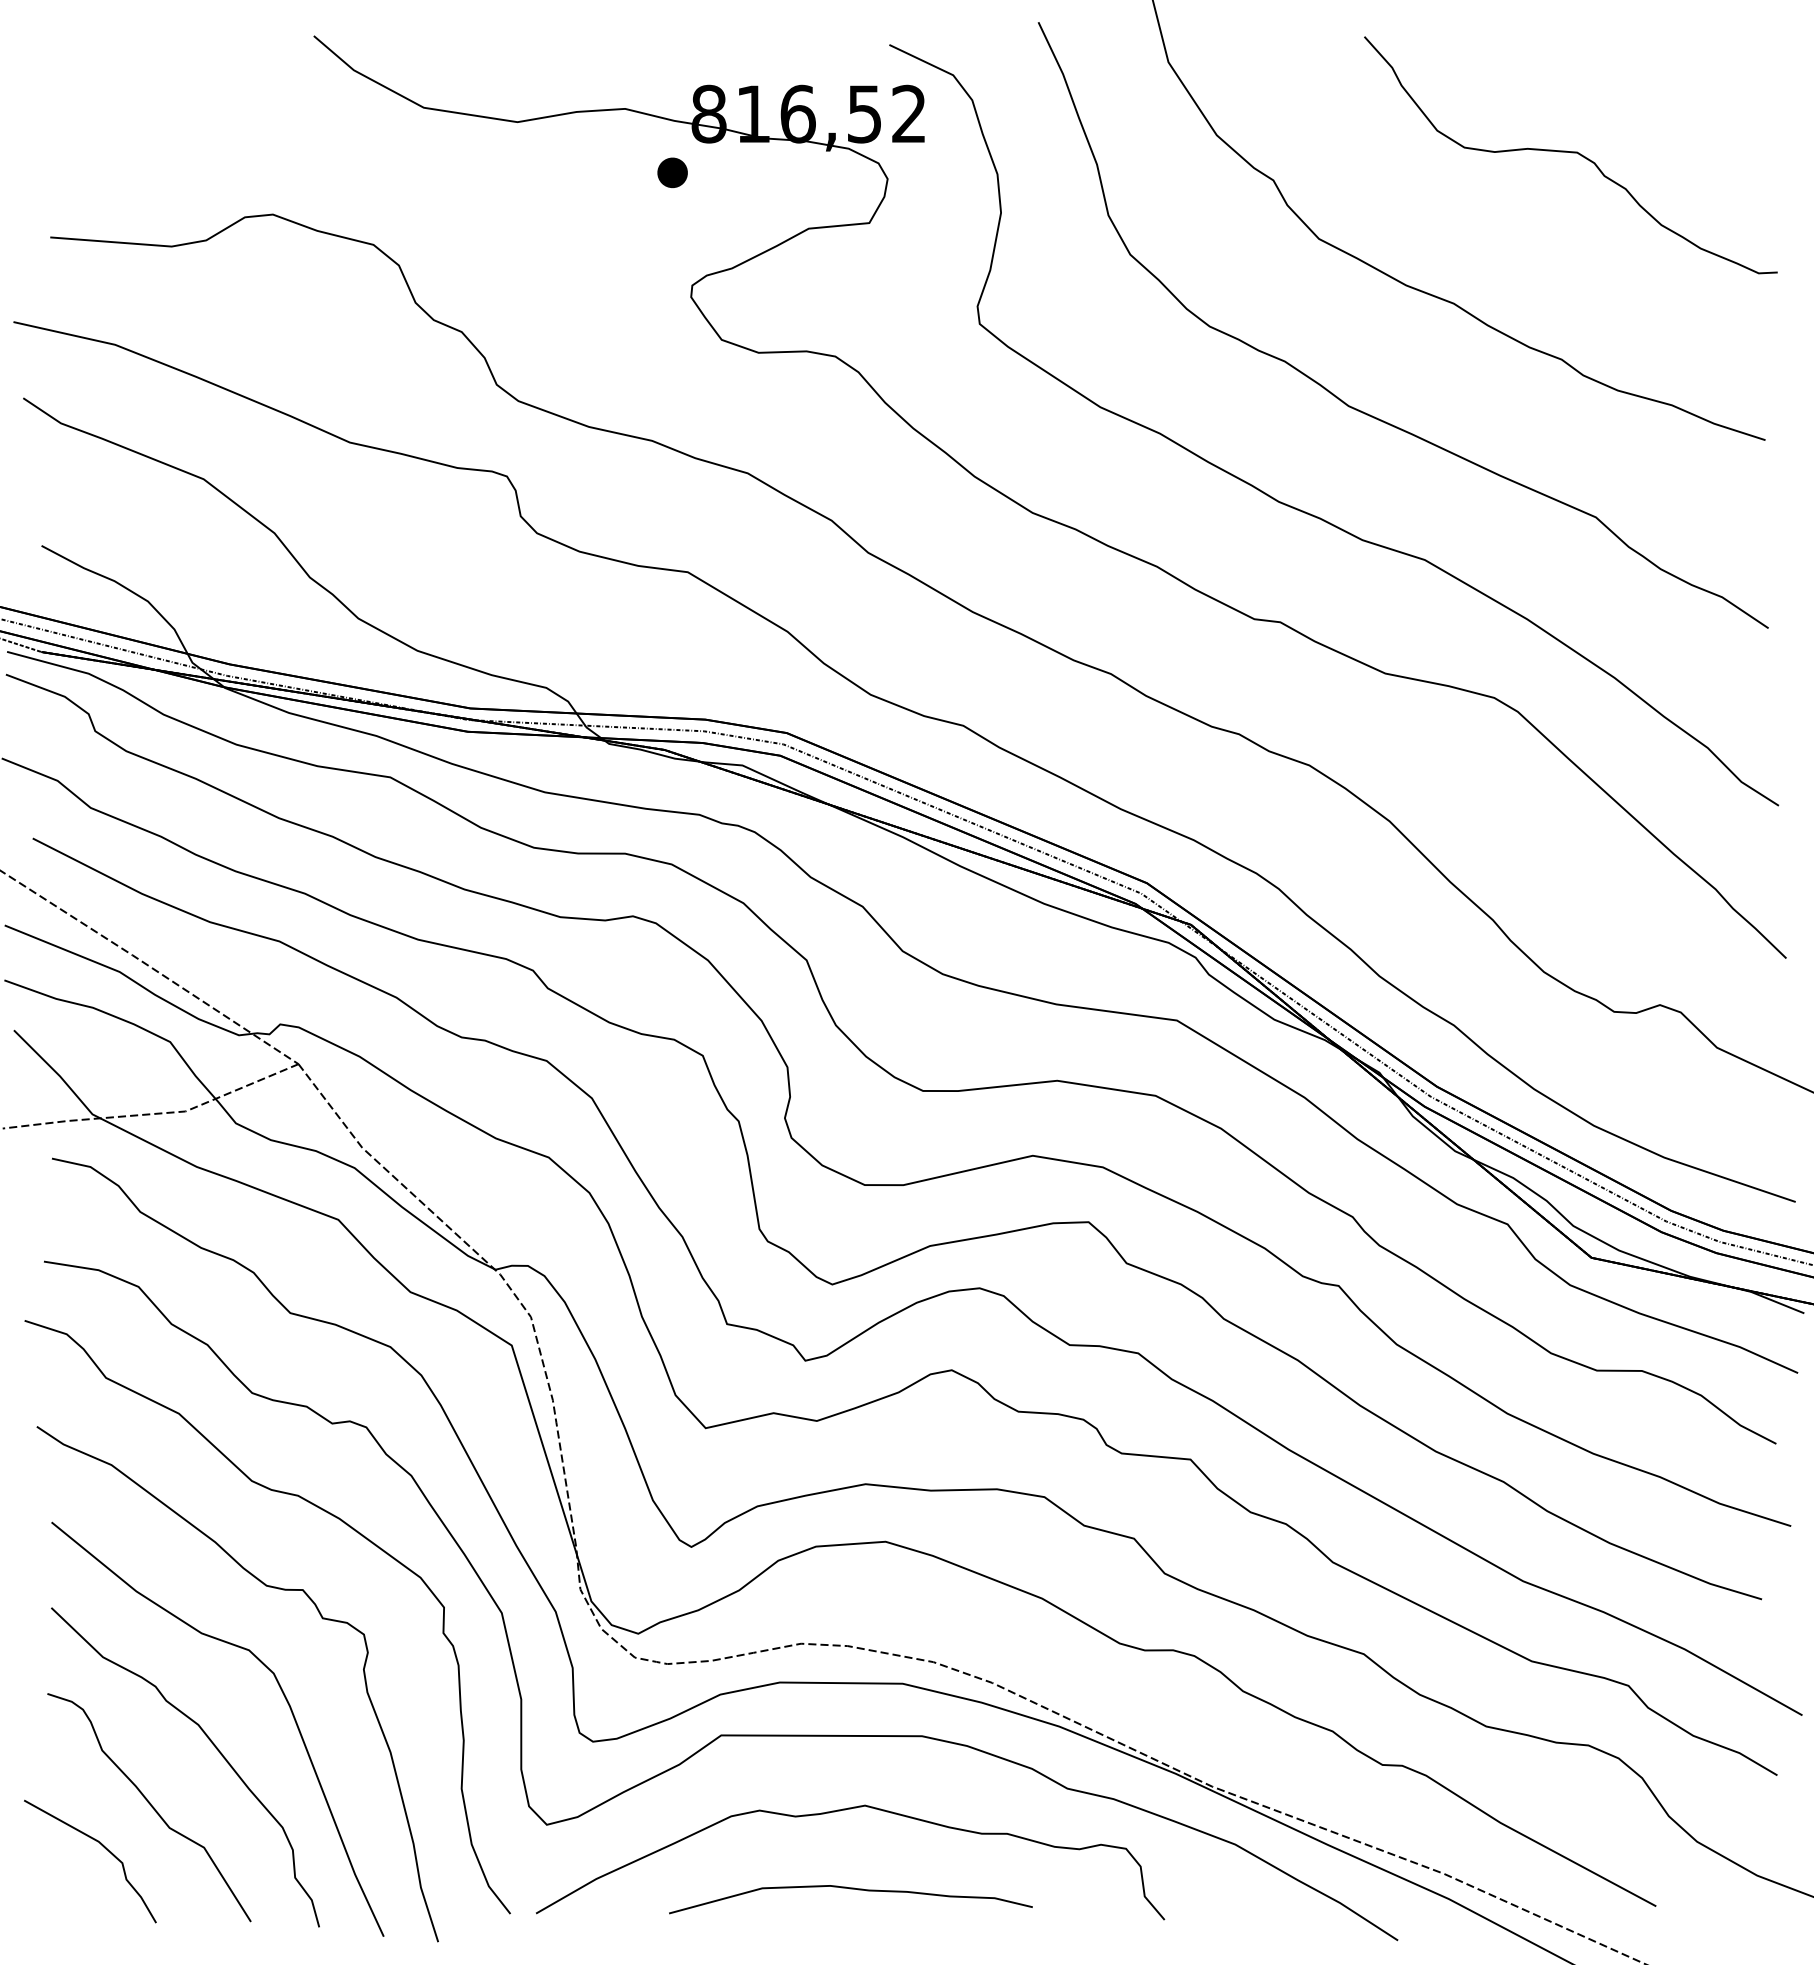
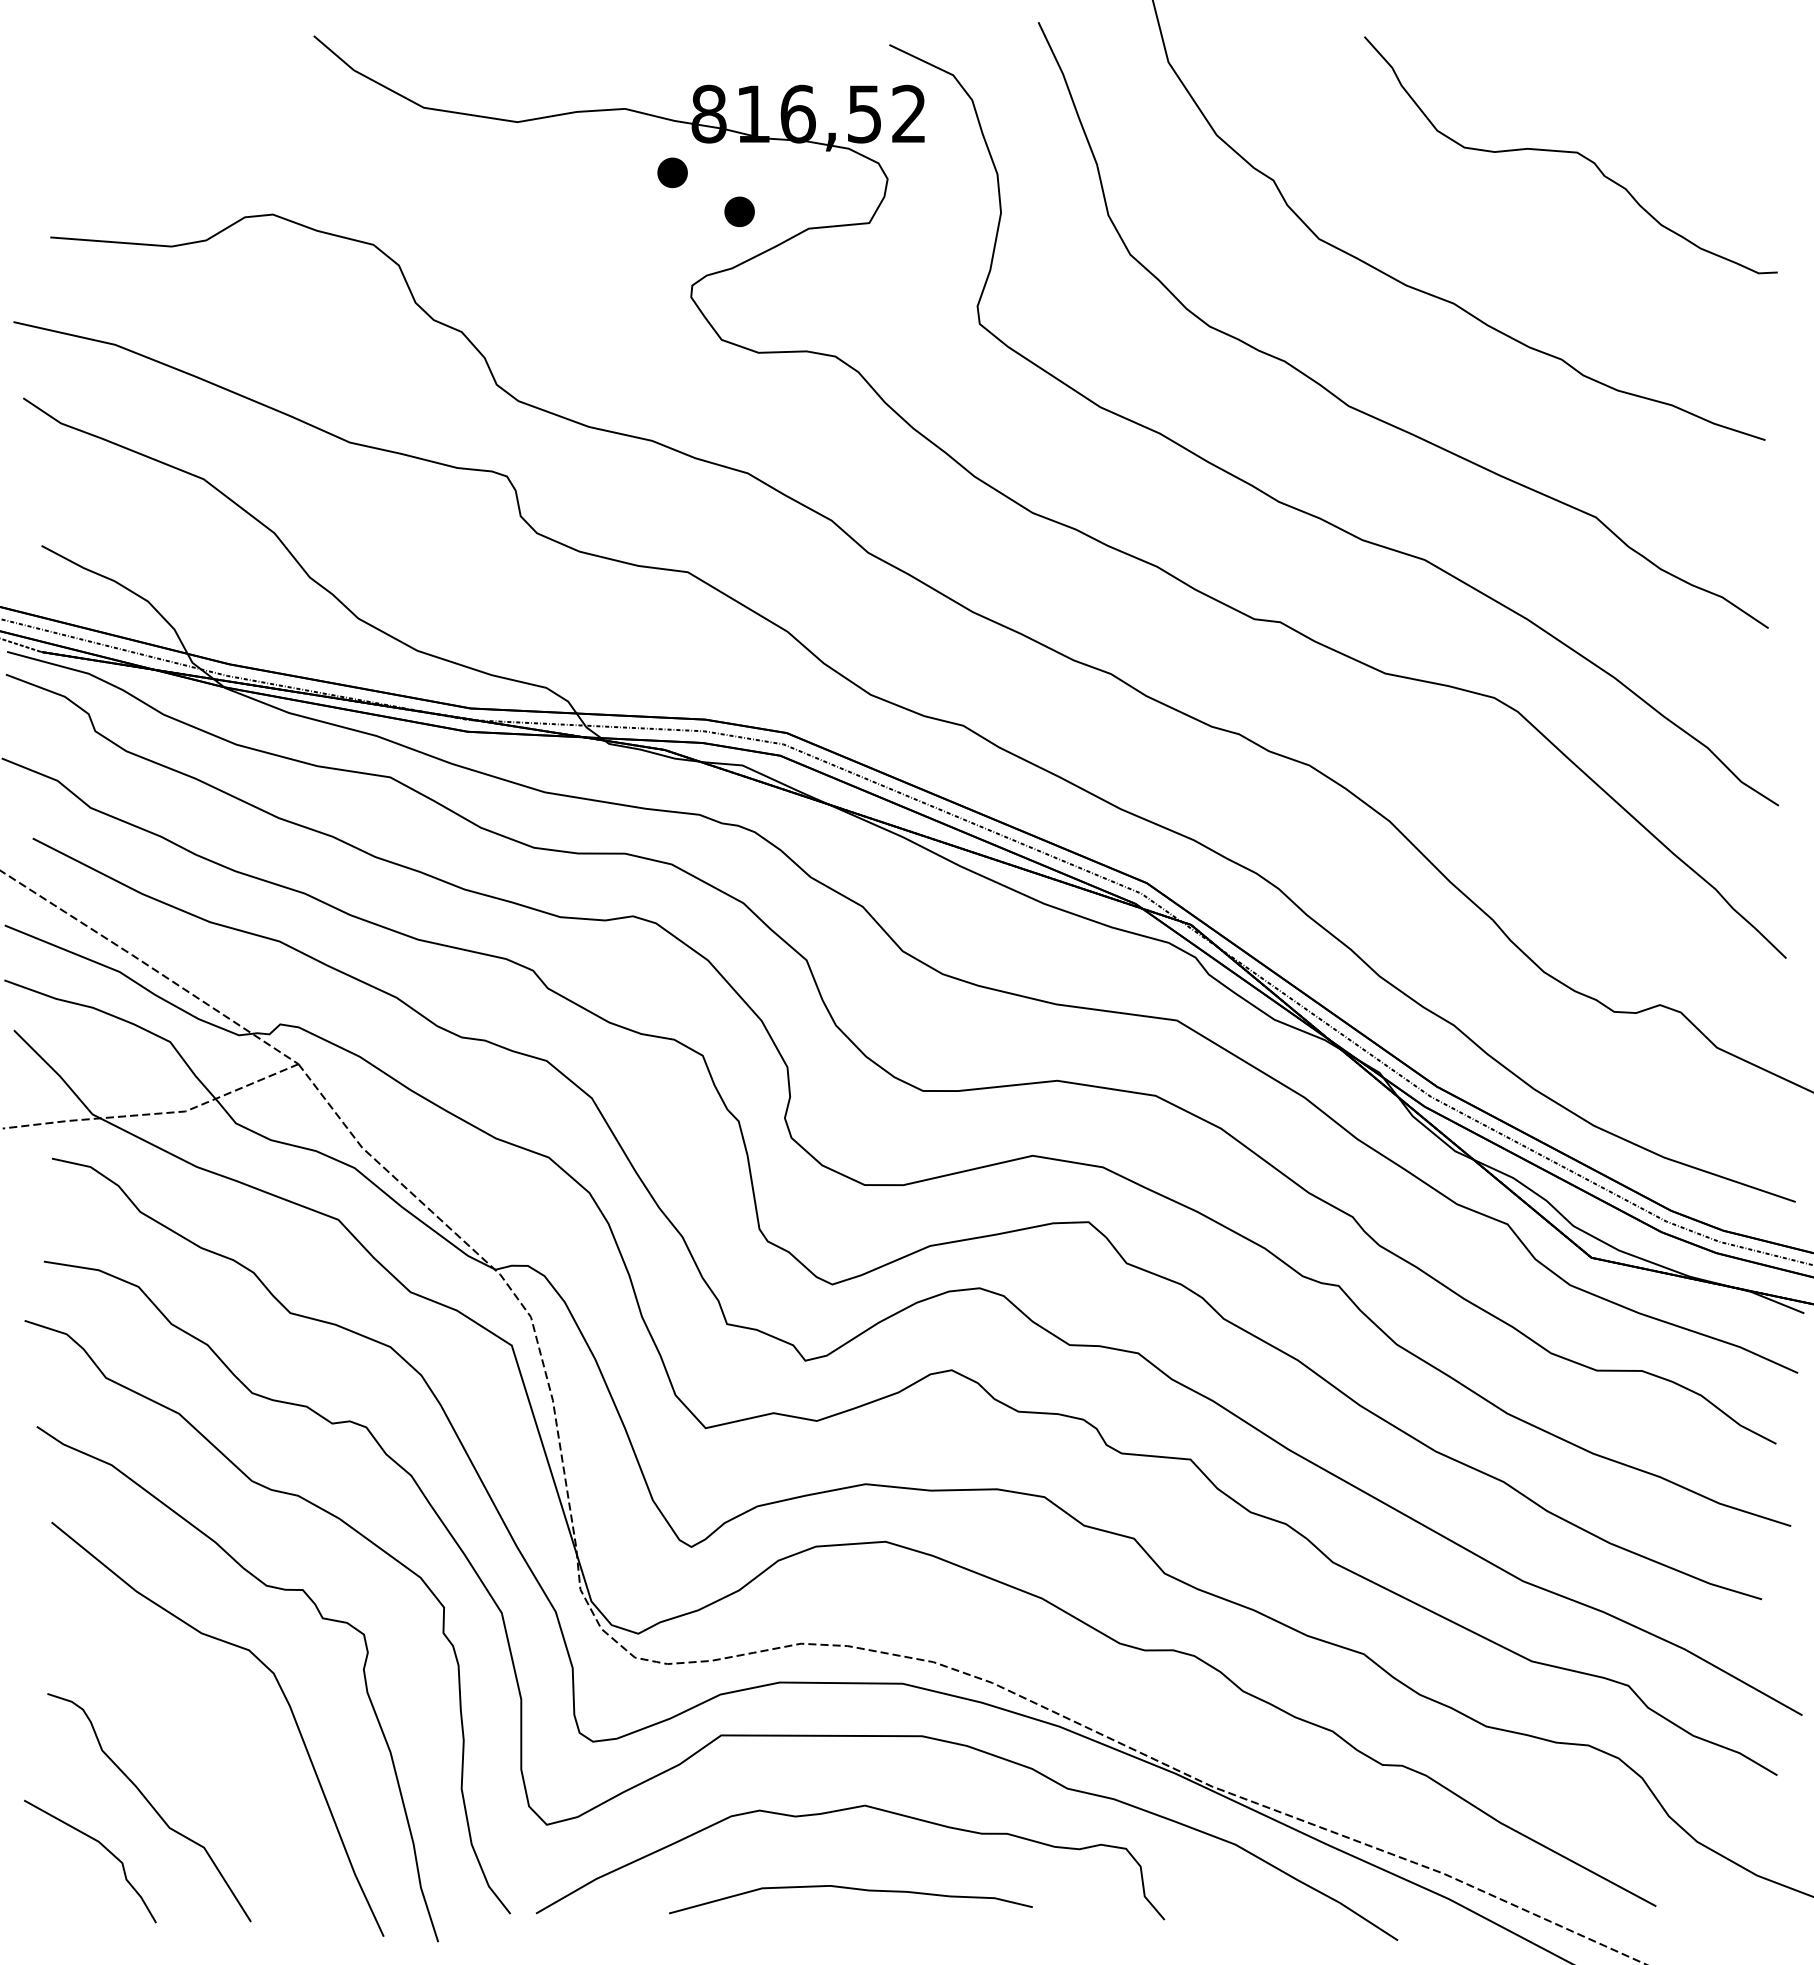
part: none -> present (739, 211)
part: present -> none (211, 1743)
